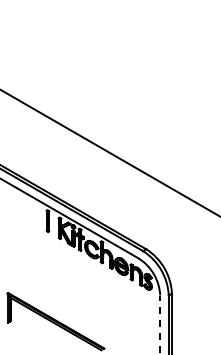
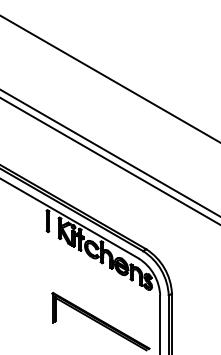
line: none -> present (109, 78)
line: none -> present (109, 161)
part position: (55, 321) -> (100, 321) (100, 321)
line: dashed -> solid (160, 324)
